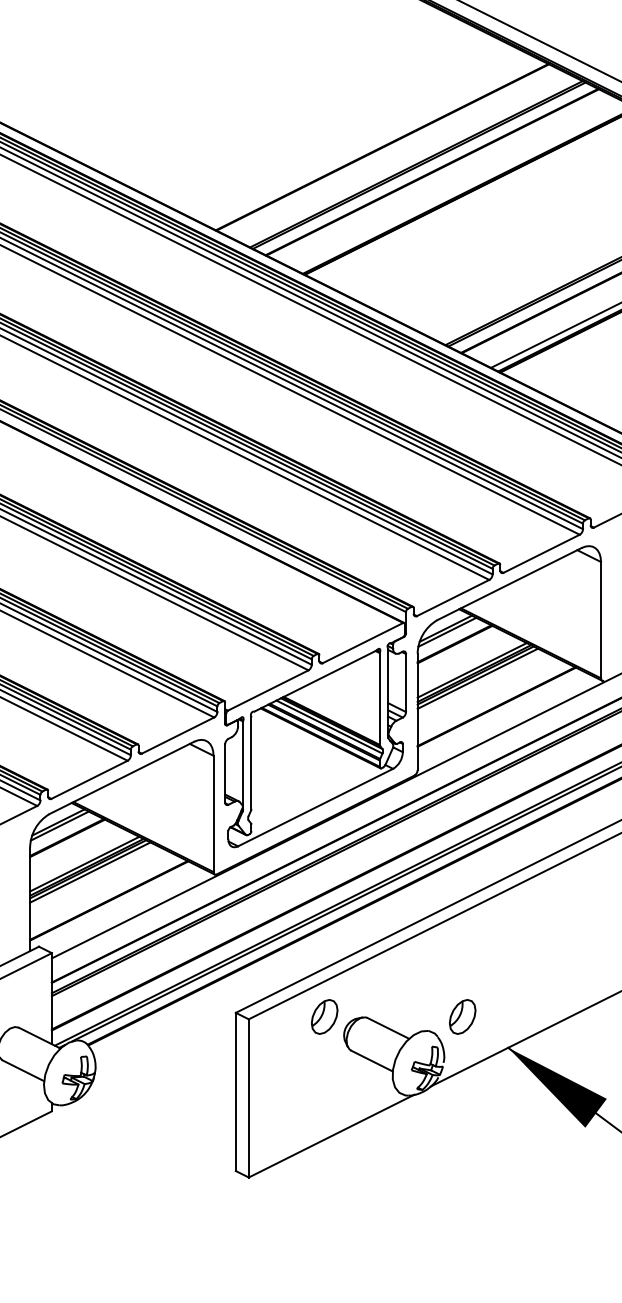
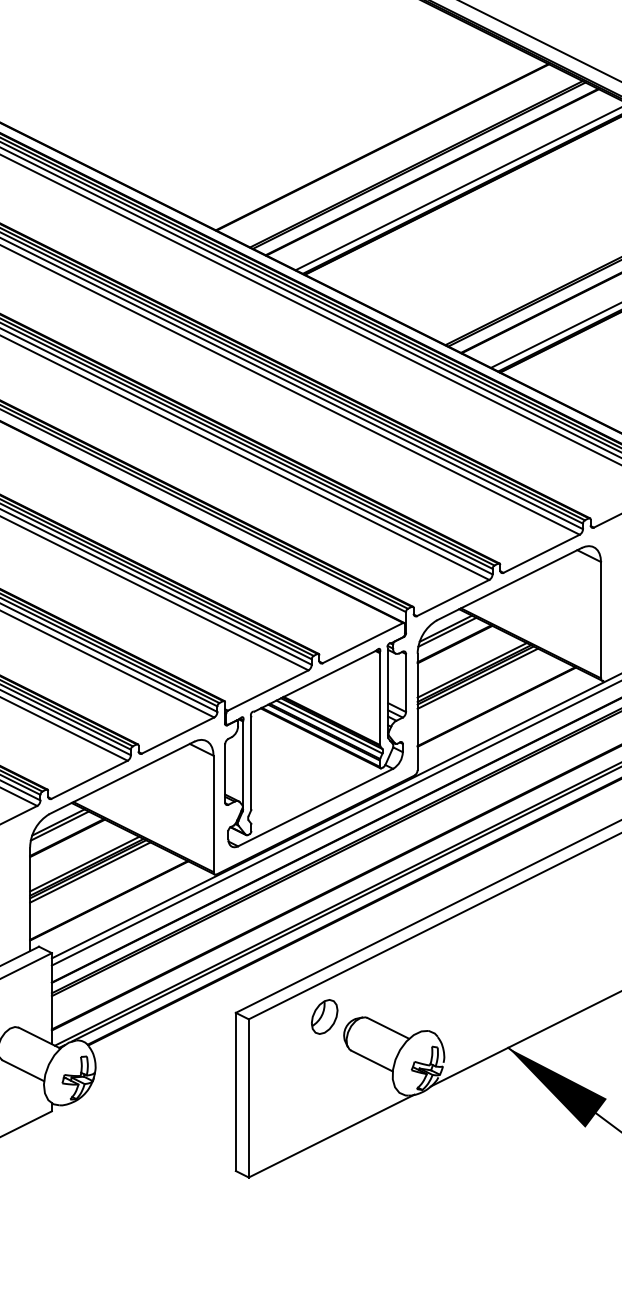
line: none -> present (456, 189)
line: none -> present (334, 823)
part: present -> none (462, 1016)
